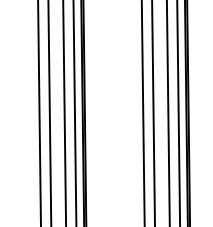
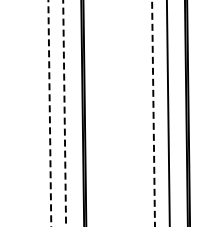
line: present -> none (39, 112)
line: present -> none (74, 112)
line: present -> none (142, 112)
line: present -> none (178, 112)
line: solid -> dashed (49, 113)
line: solid -> dashed (64, 113)
line: solid -> dashed (153, 113)
